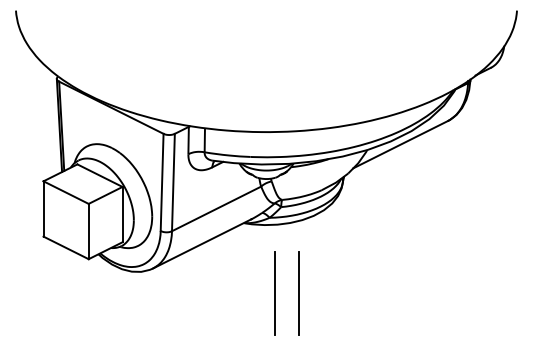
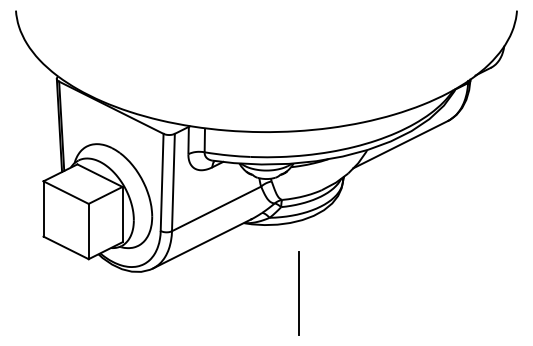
line: present -> none (274, 293)
